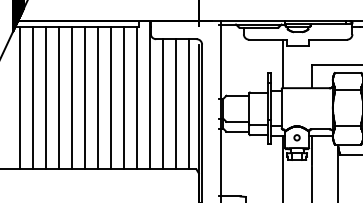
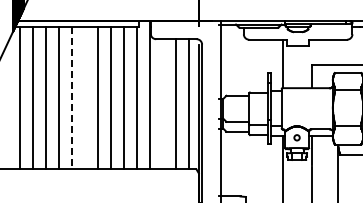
line: present -> none (84, 97)
line: solid -> dashed (71, 98)
line: present -> none (163, 104)
